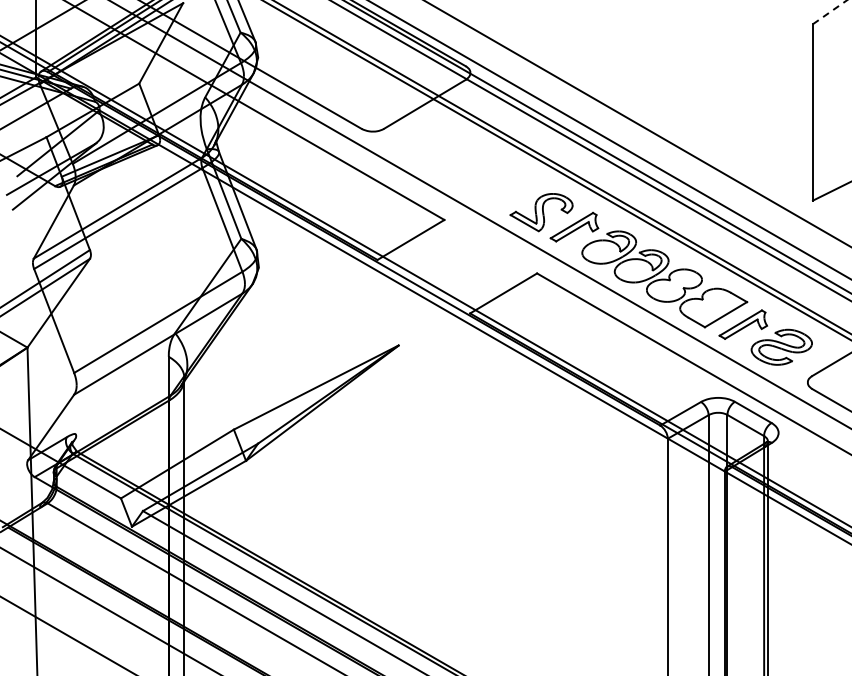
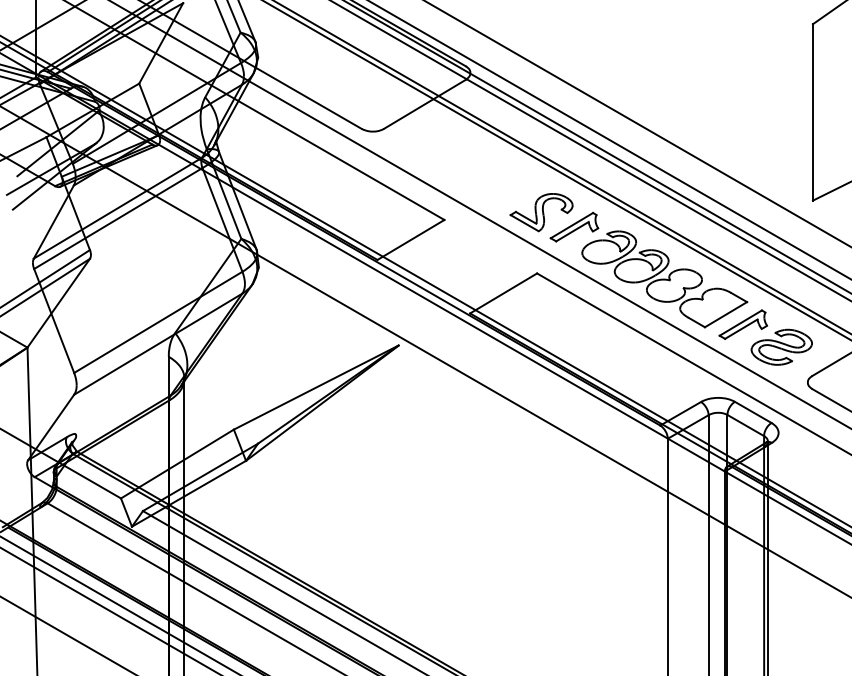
line: dashed -> solid (829, 12)
line: none -> present (425, 351)
line: none -> present (119, 604)
